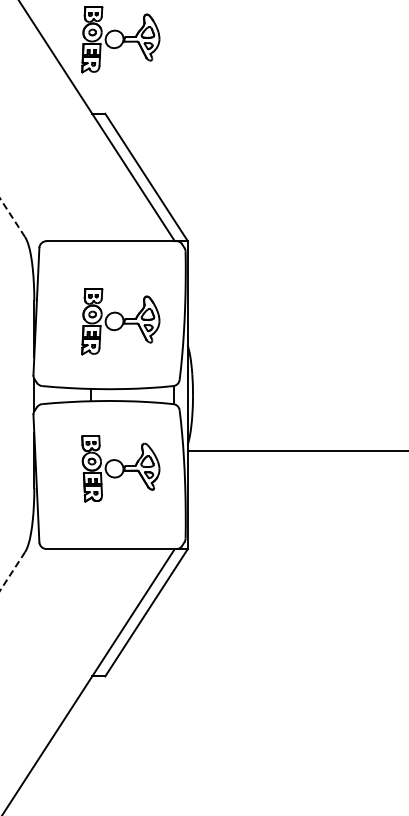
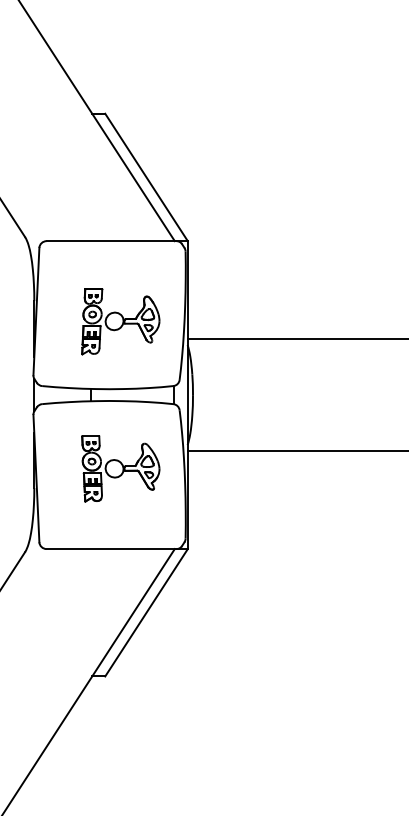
part: present -> none (120, 39)
line: dashed -> solid (12, 217)
line: none -> present (296, 339)
line: dashed -> solid (12, 571)
